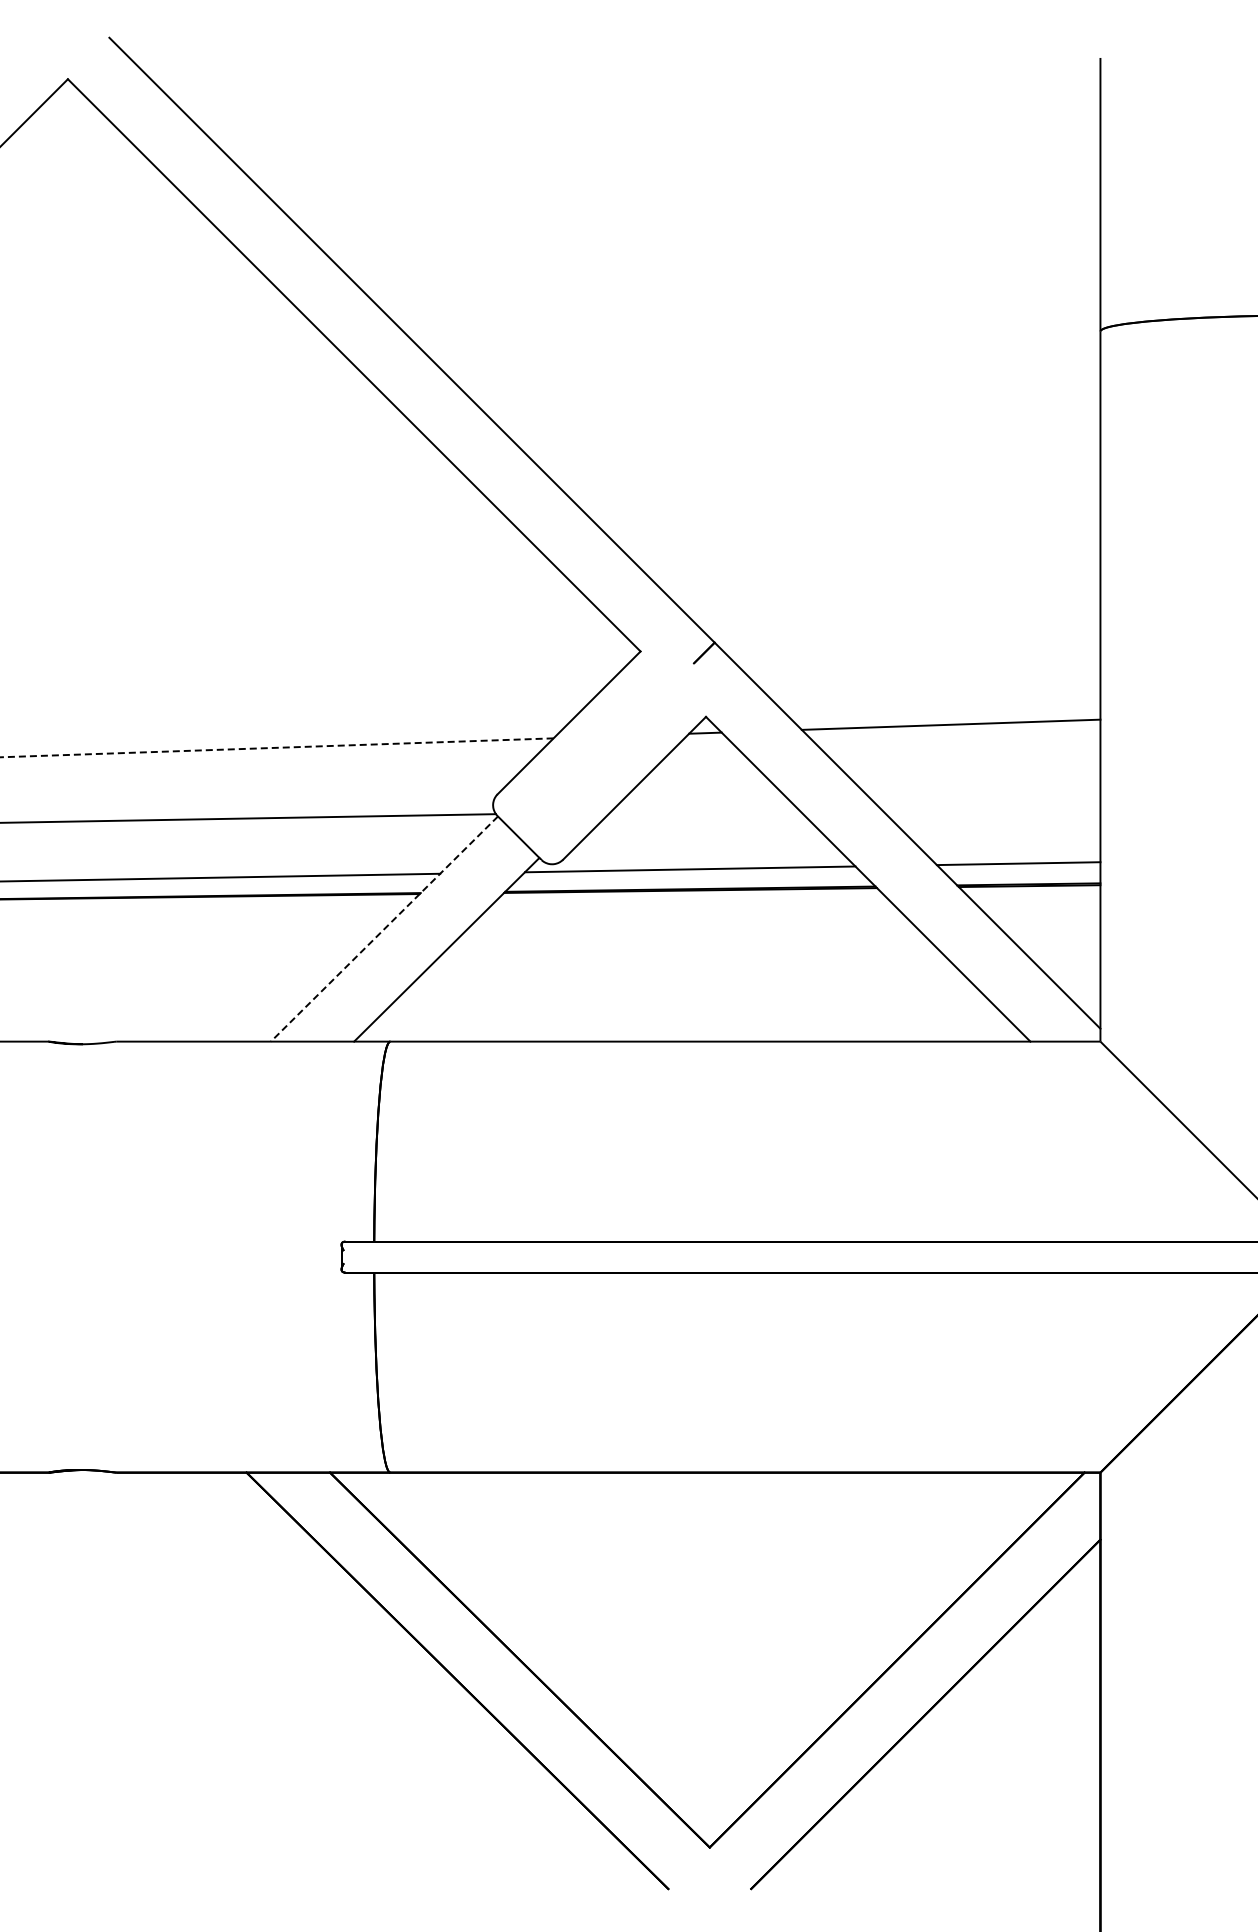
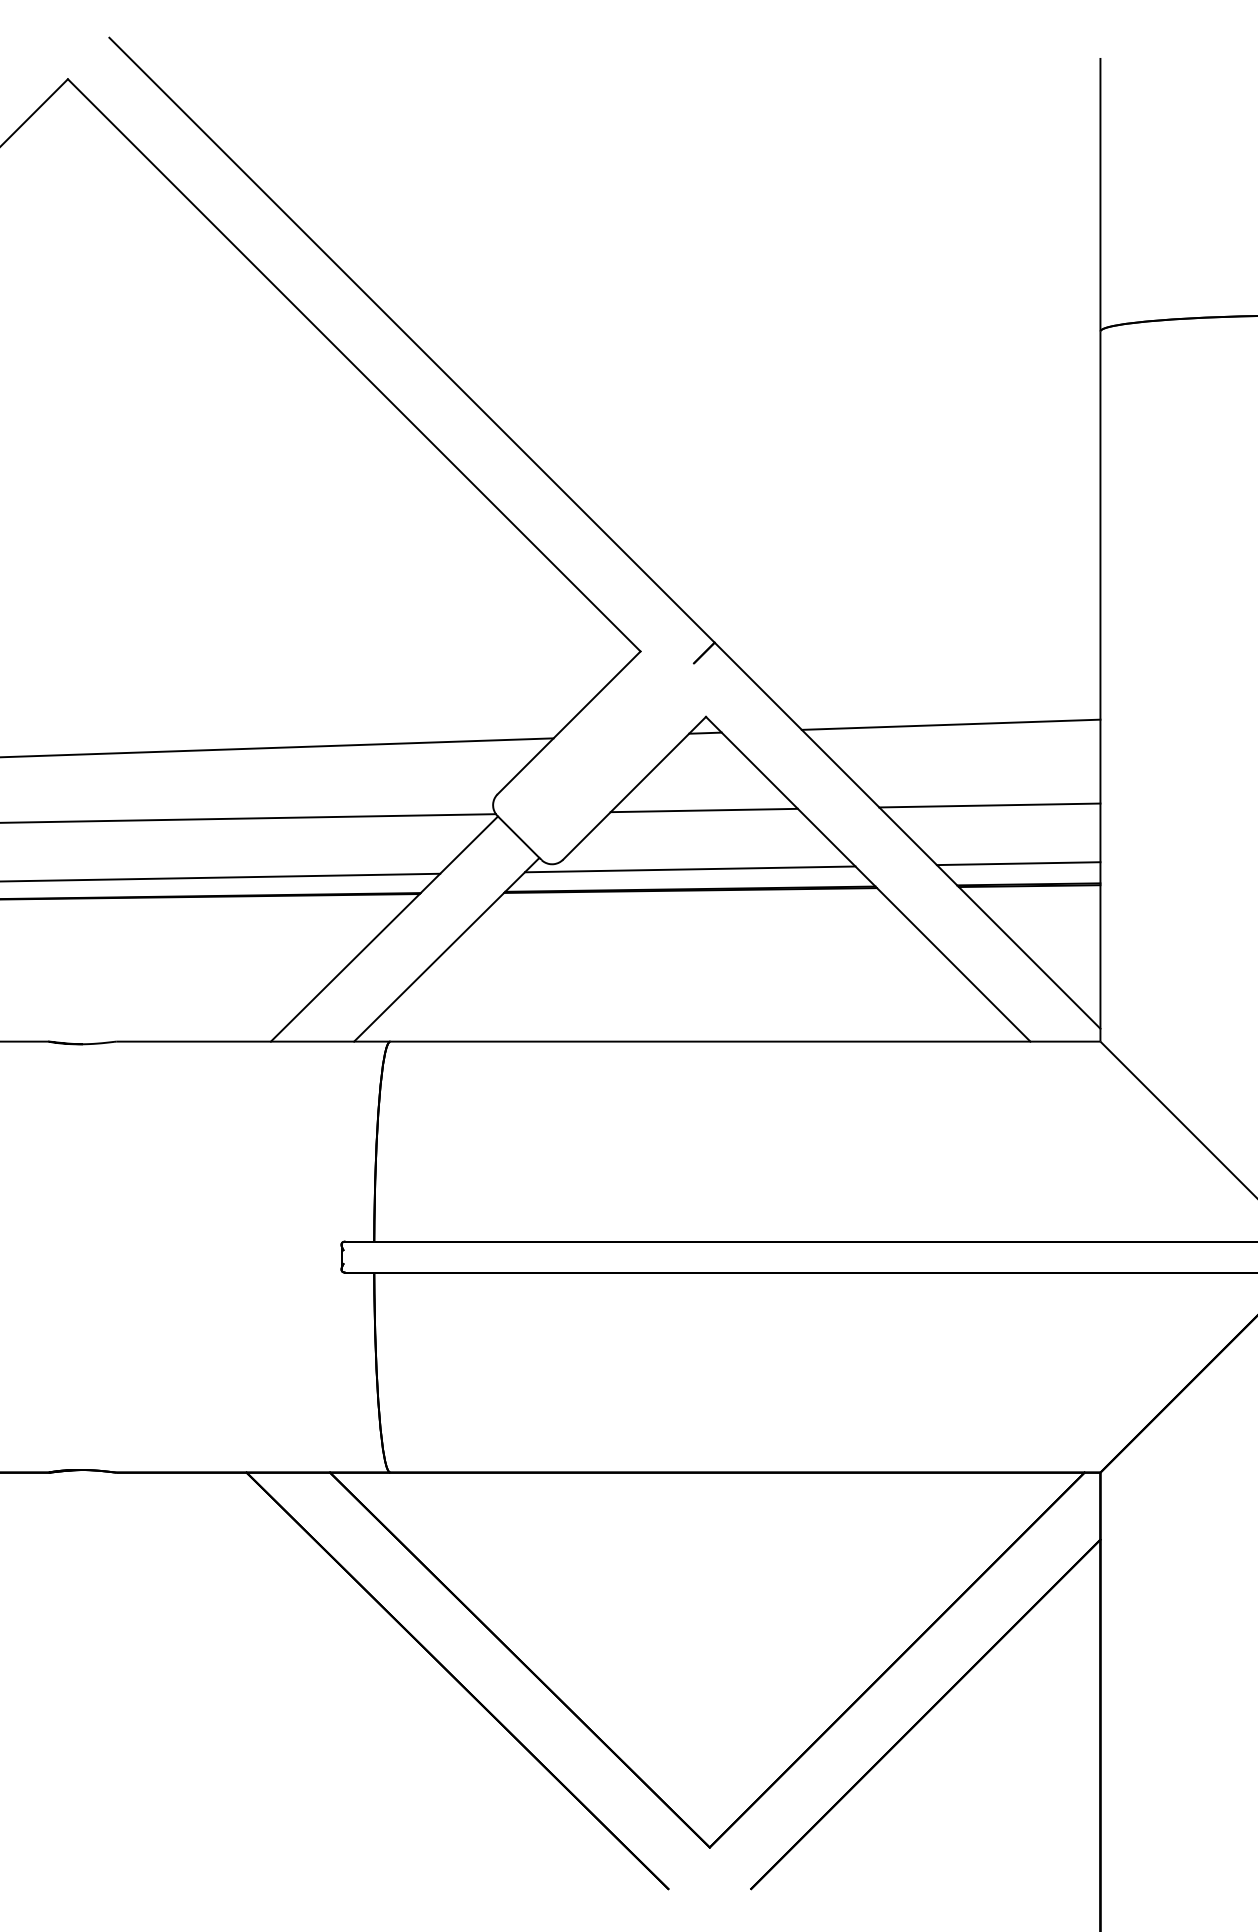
line: dashed -> solid (277, 747)
line: none -> present (989, 805)
line: none -> present (703, 810)
line: dashed -> solid (384, 929)
